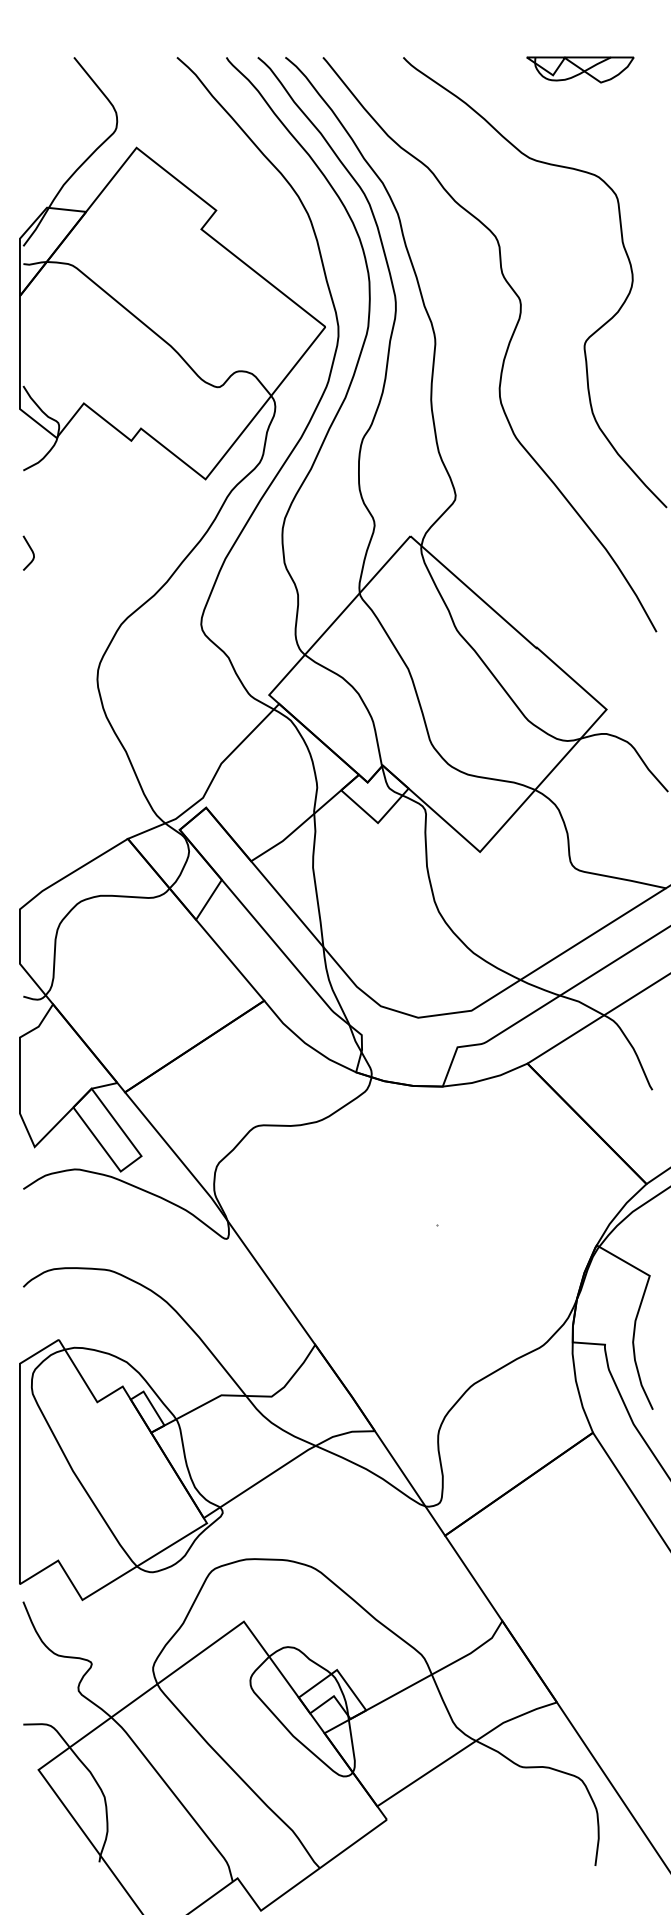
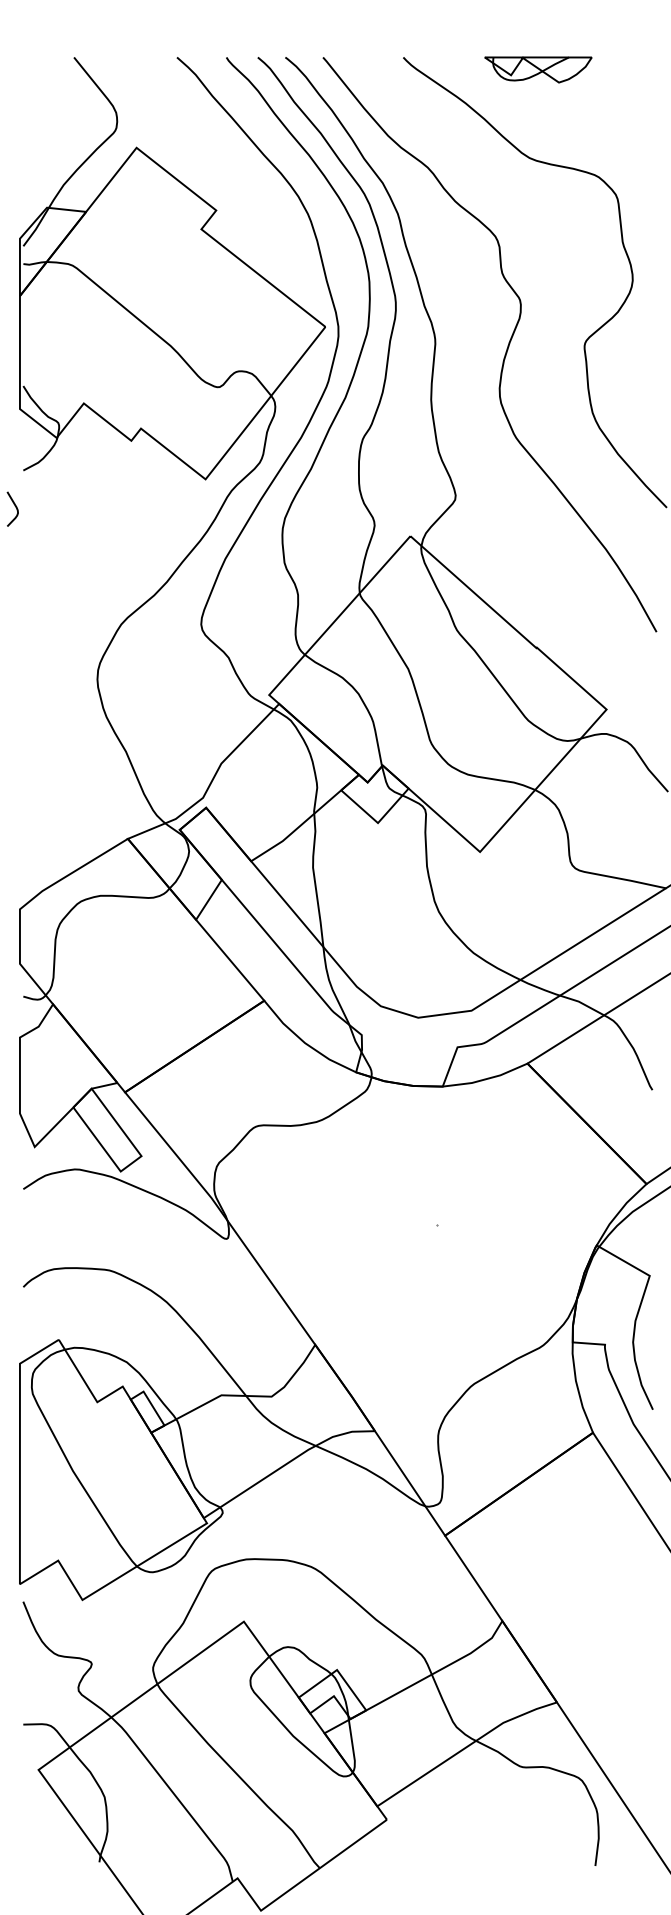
part position: (580, 69) -> (538, 69) (538, 69)
curve position: (30, 550) -> (14, 506) (14, 506)
